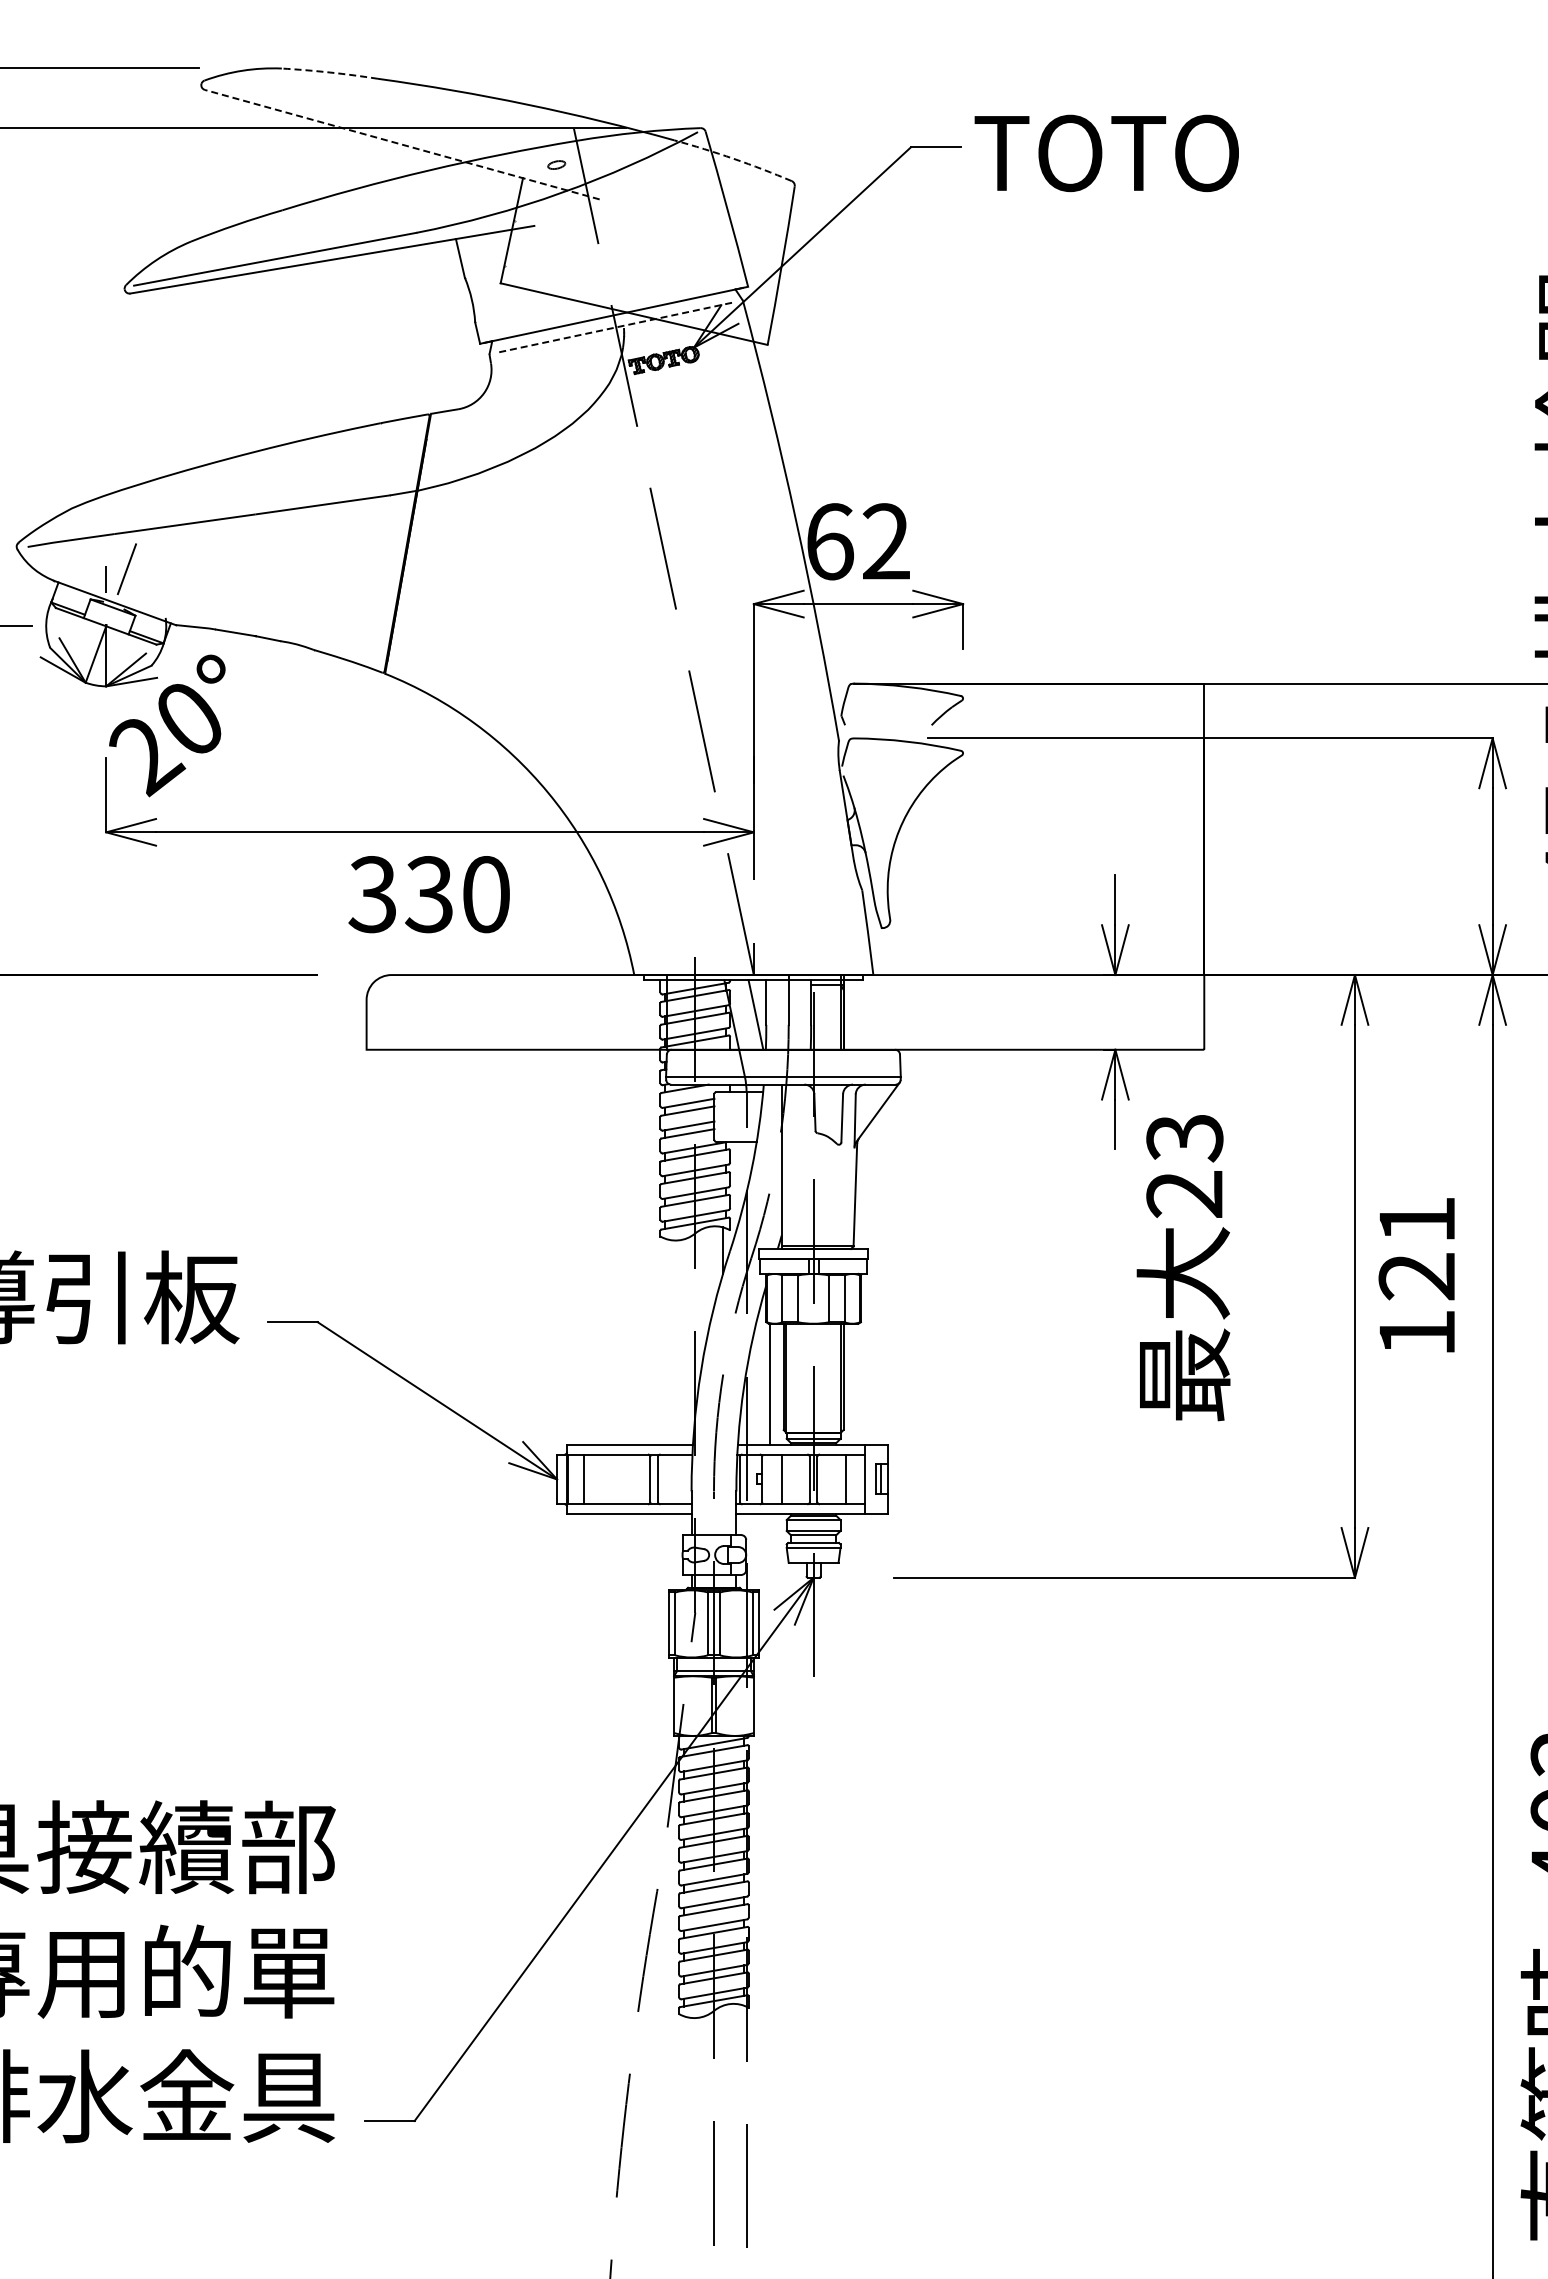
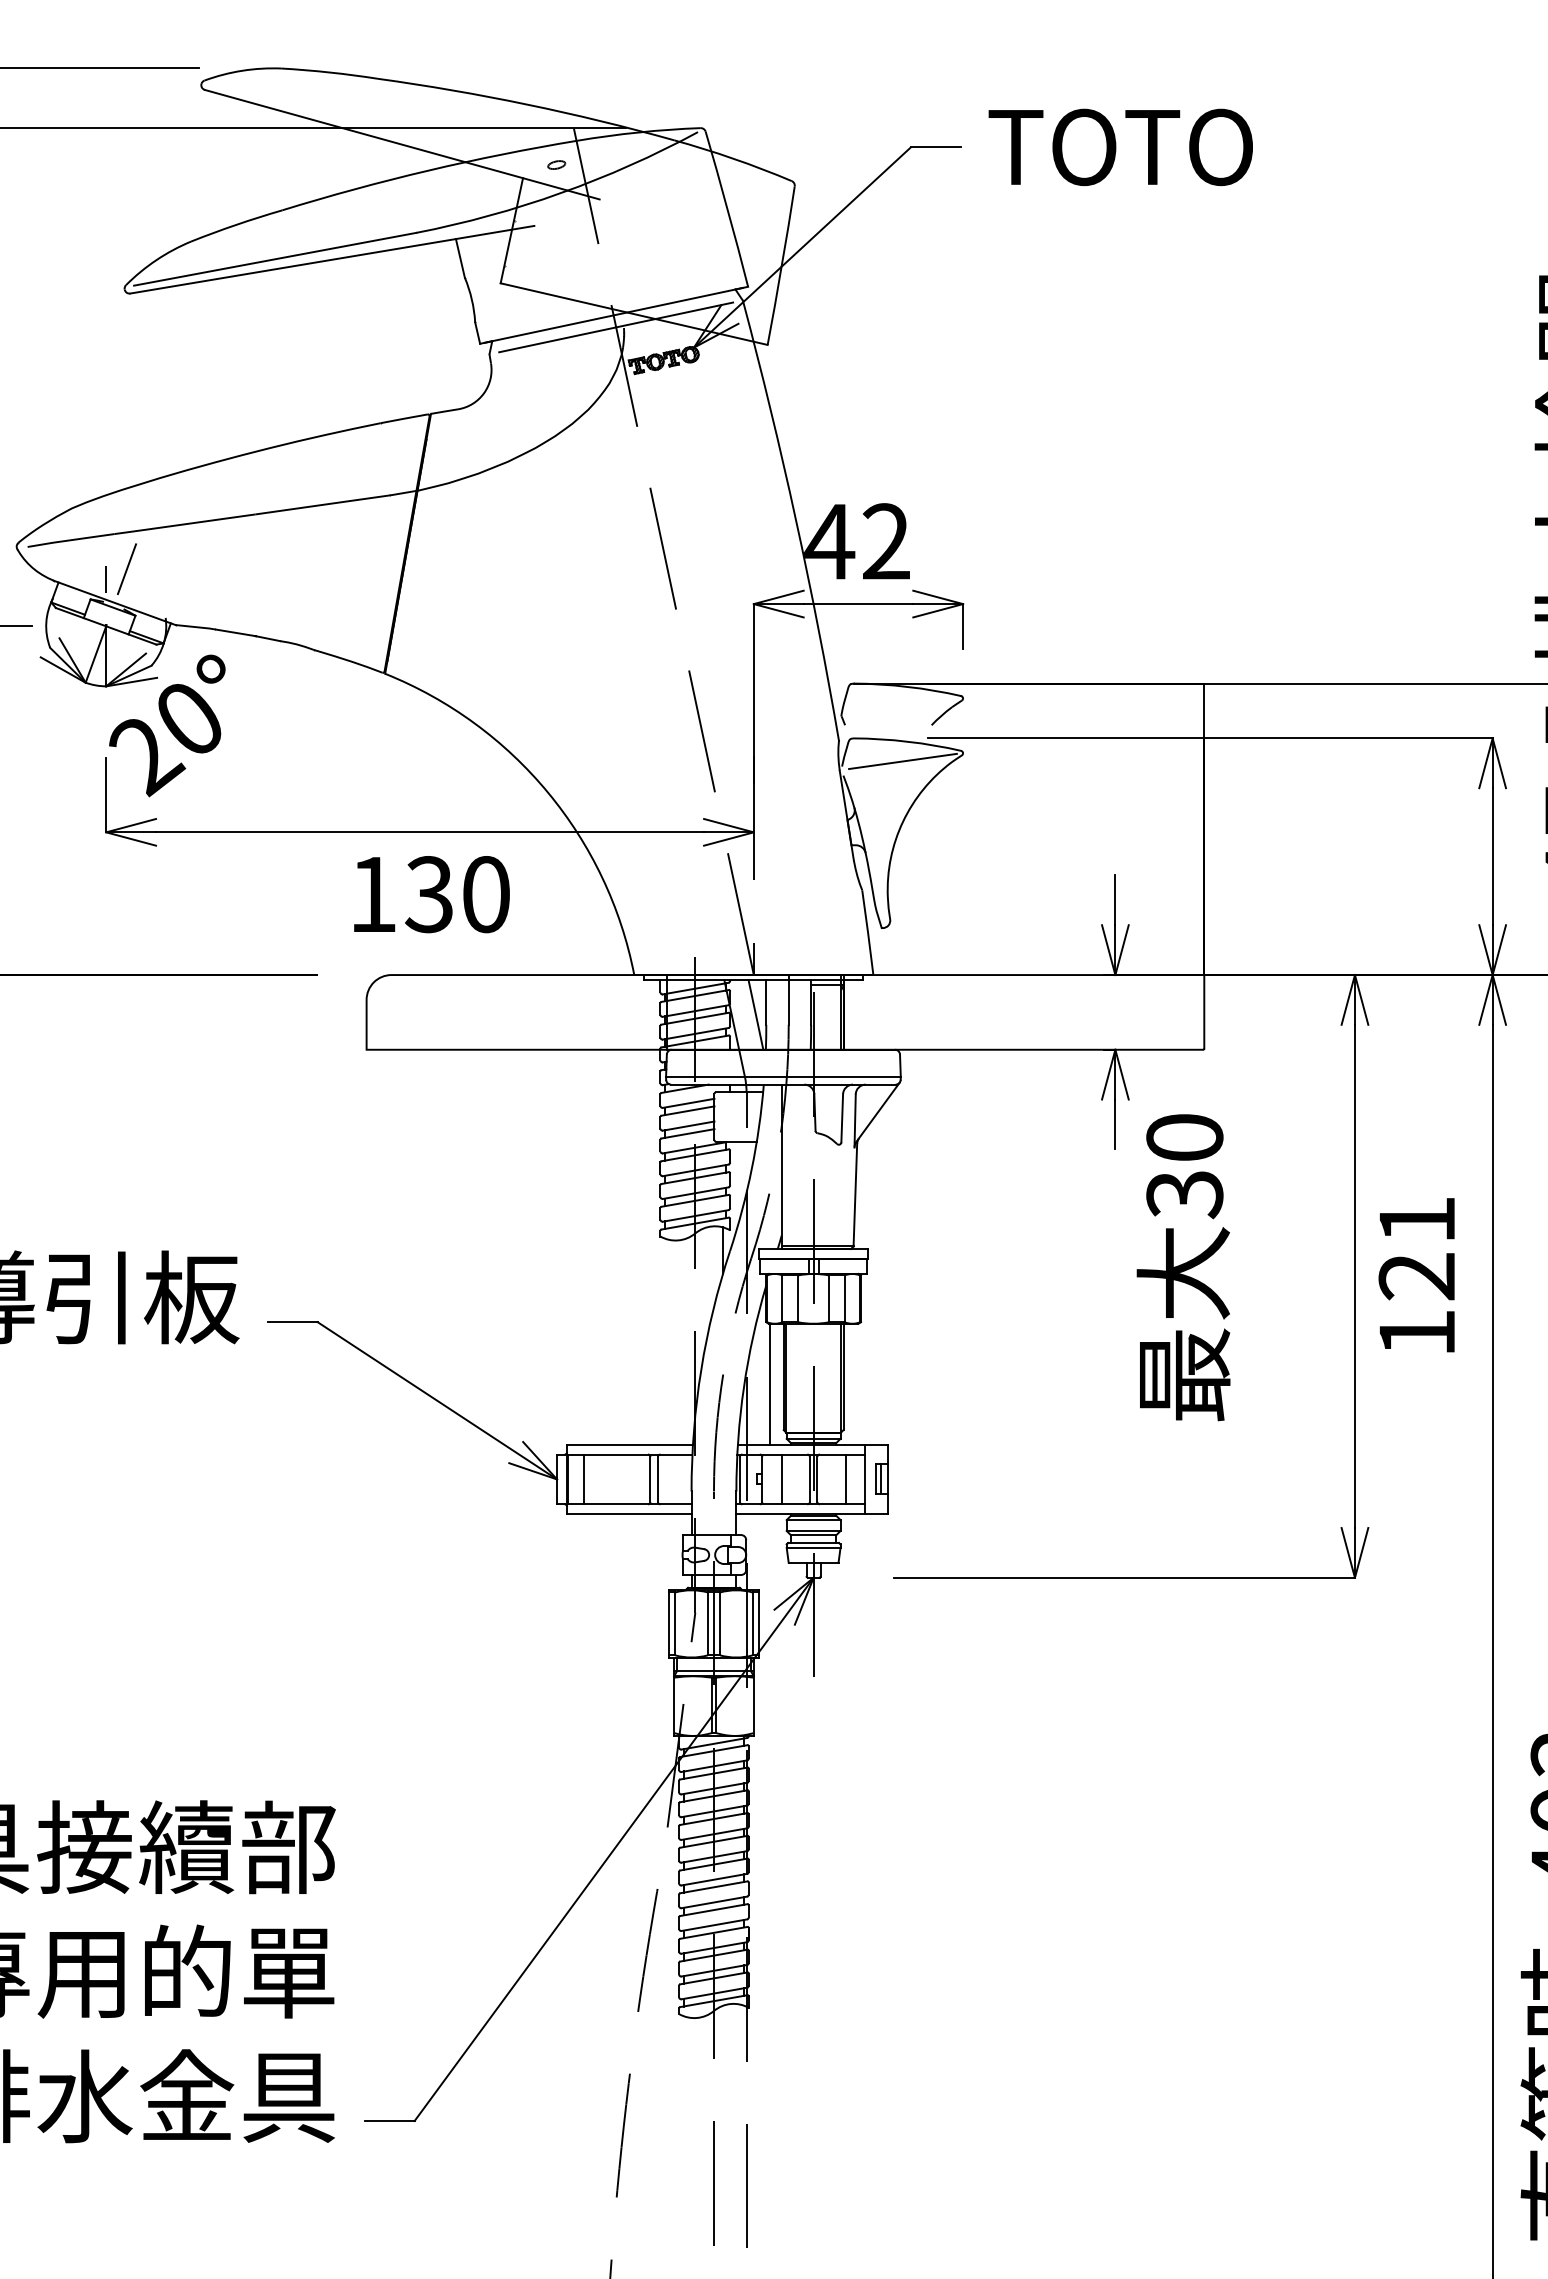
arc: dashed -> solid (330, 72)
line: dashed -> solid (402, 144)
text position: (1106, 153) -> (1120, 147) (1120, 147)
arc: dashed -> solid (733, 158)
line: dashed -> solid (616, 327)
text: 62 -> 42 (829, 541)
line: none -> present (902, 761)
text: 330 -> 130 (371, 894)
text: 23 -> 30 (1184, 1166)
